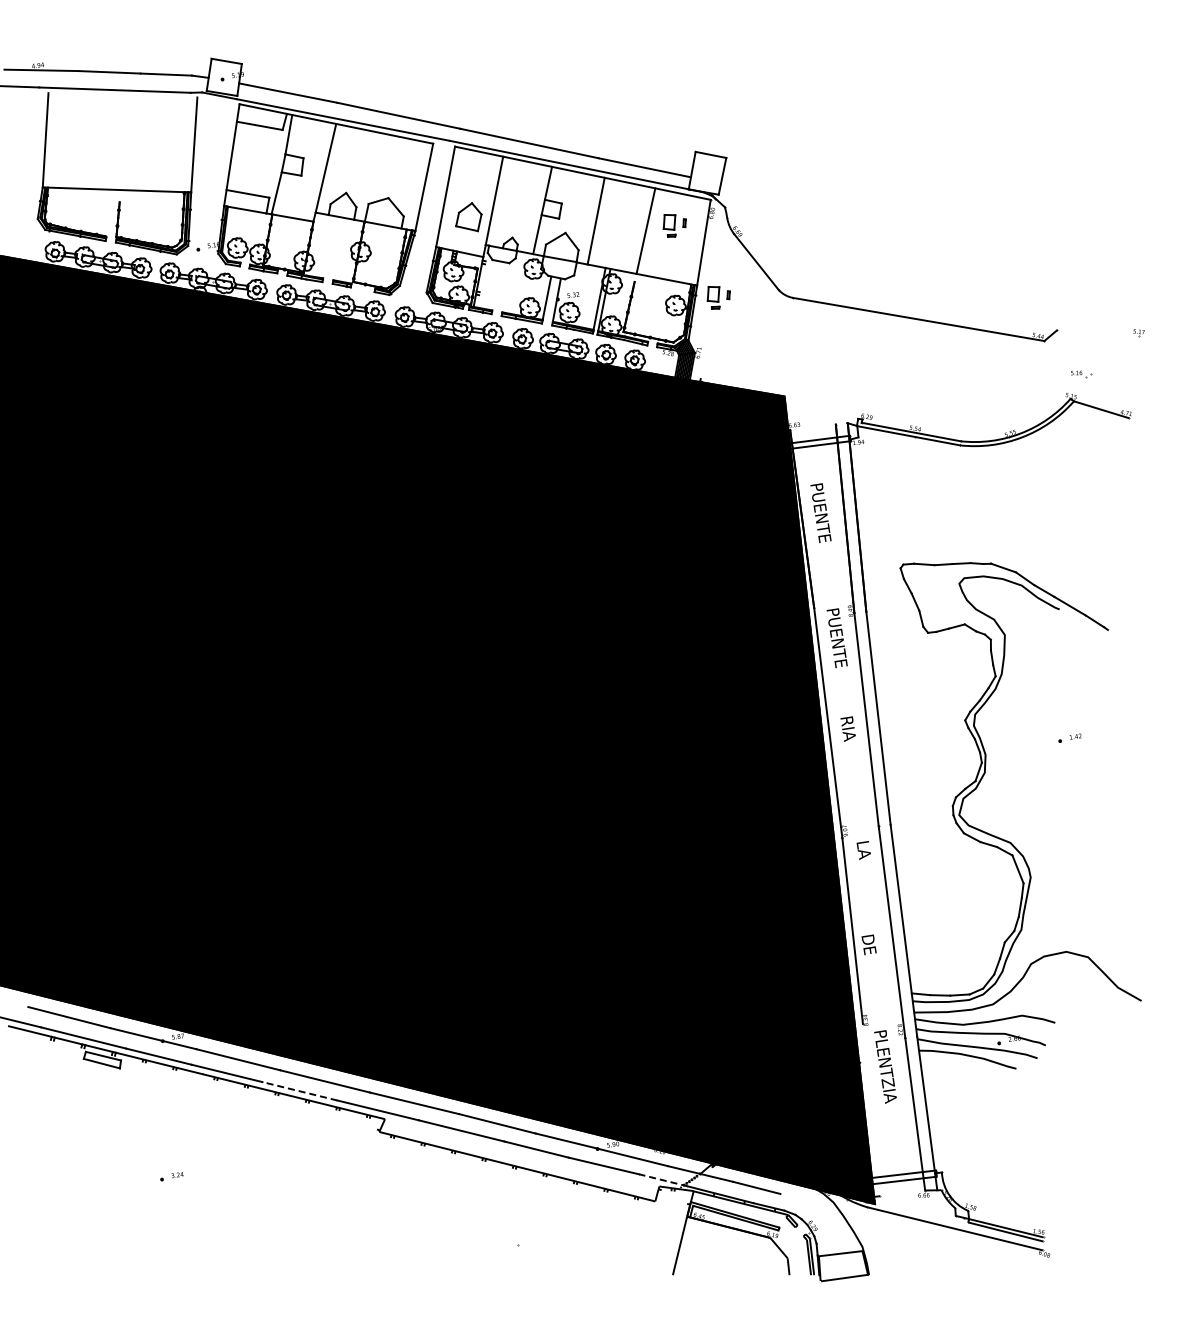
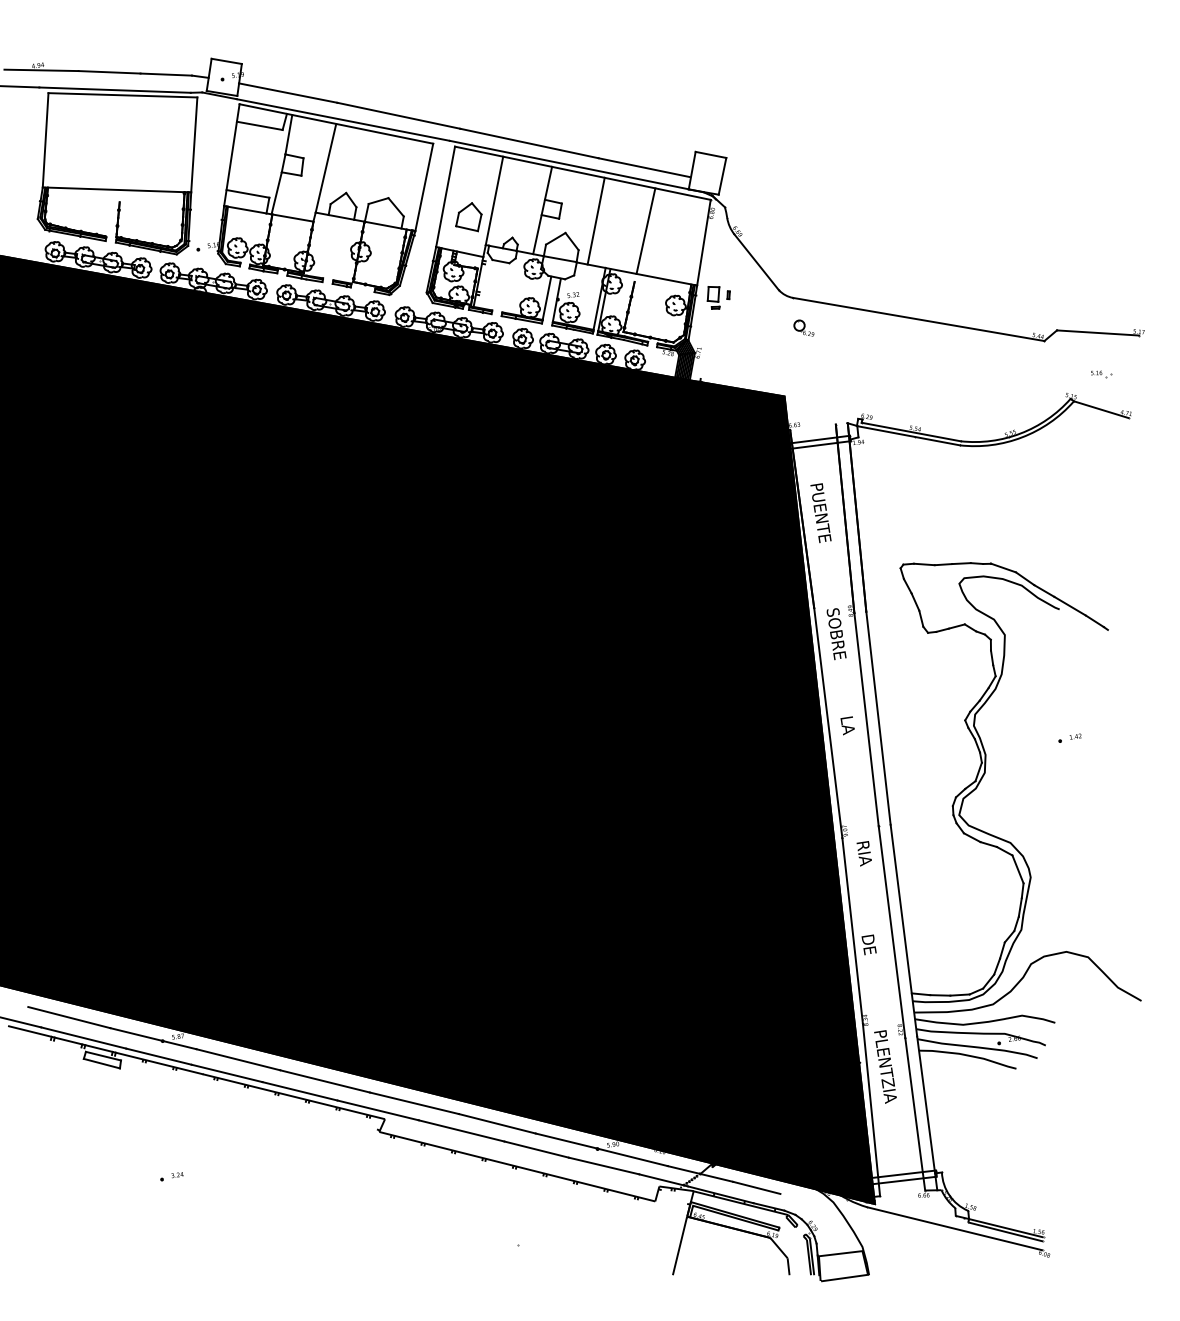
line: none -> present (122, 95)
part: present -> none (674, 225)
part: none -> present (803, 327)
line: none -> present (1097, 332)
part position: (1081, 374) -> (1101, 374) (1101, 374)
text: PUENTE -> SOBRE (836, 638)
text: RIA -> LA (847, 729)
text: LA -> RIA (863, 854)
line: dashed -> solid (300, 1091)
line: none -> present (871, 1109)
line: dashed -> solid (663, 1180)
